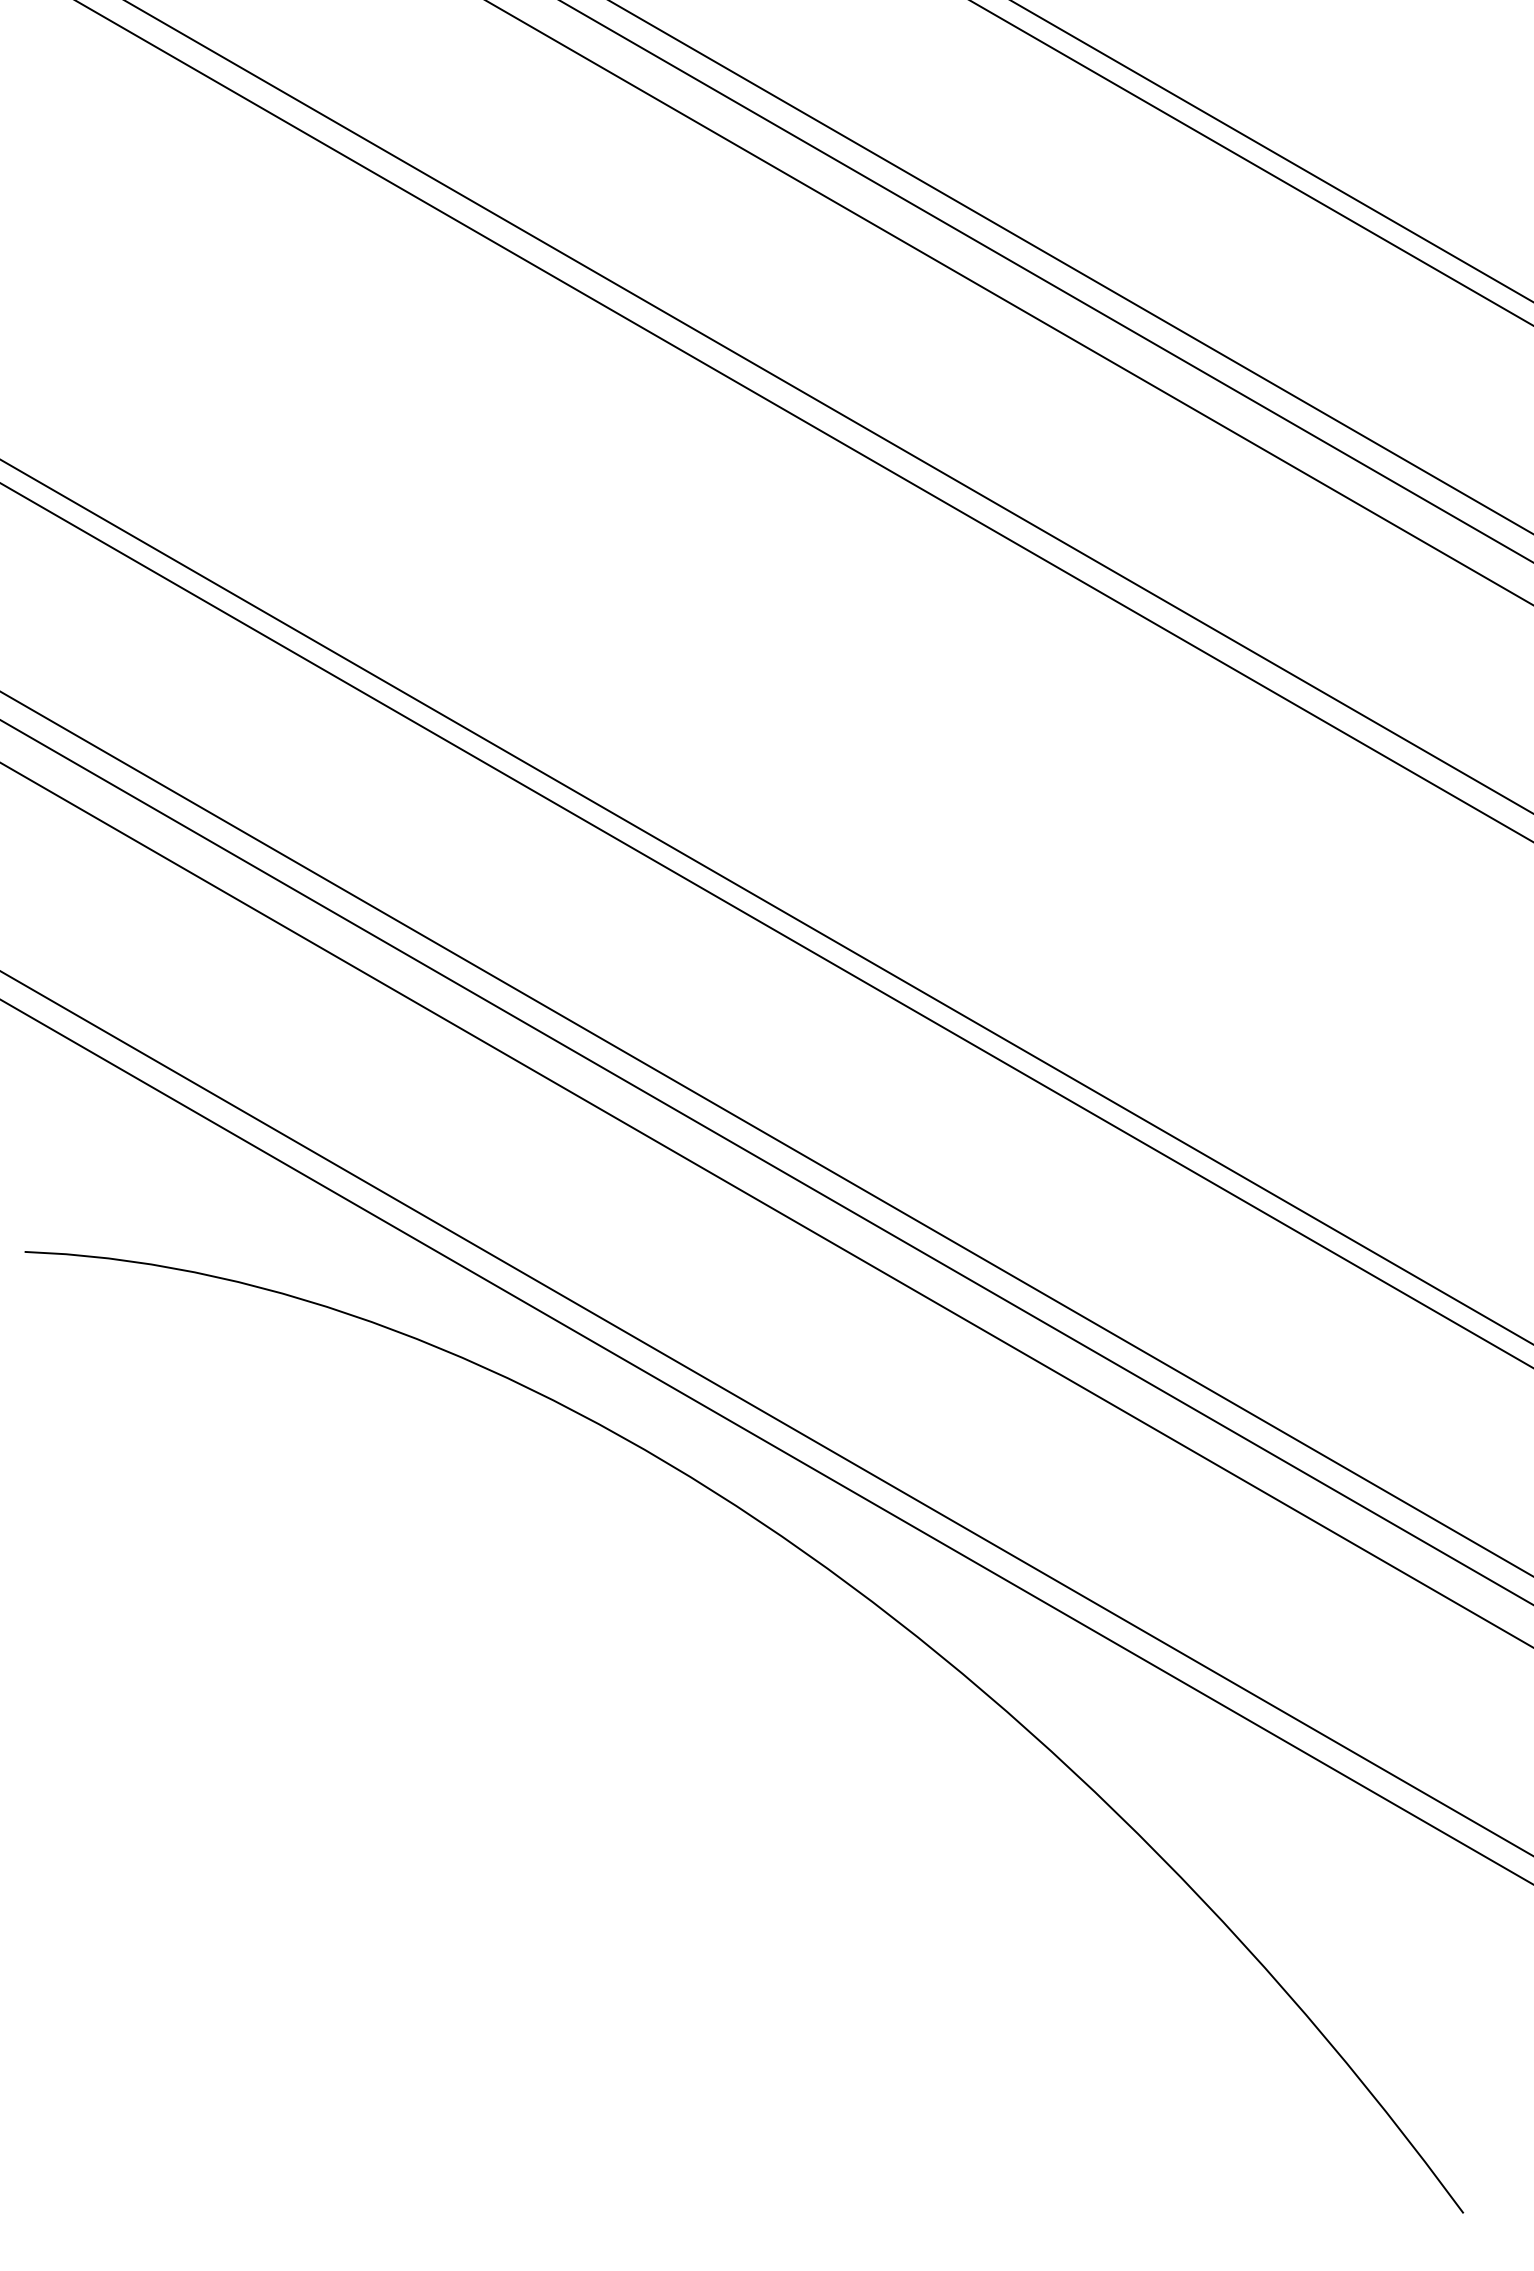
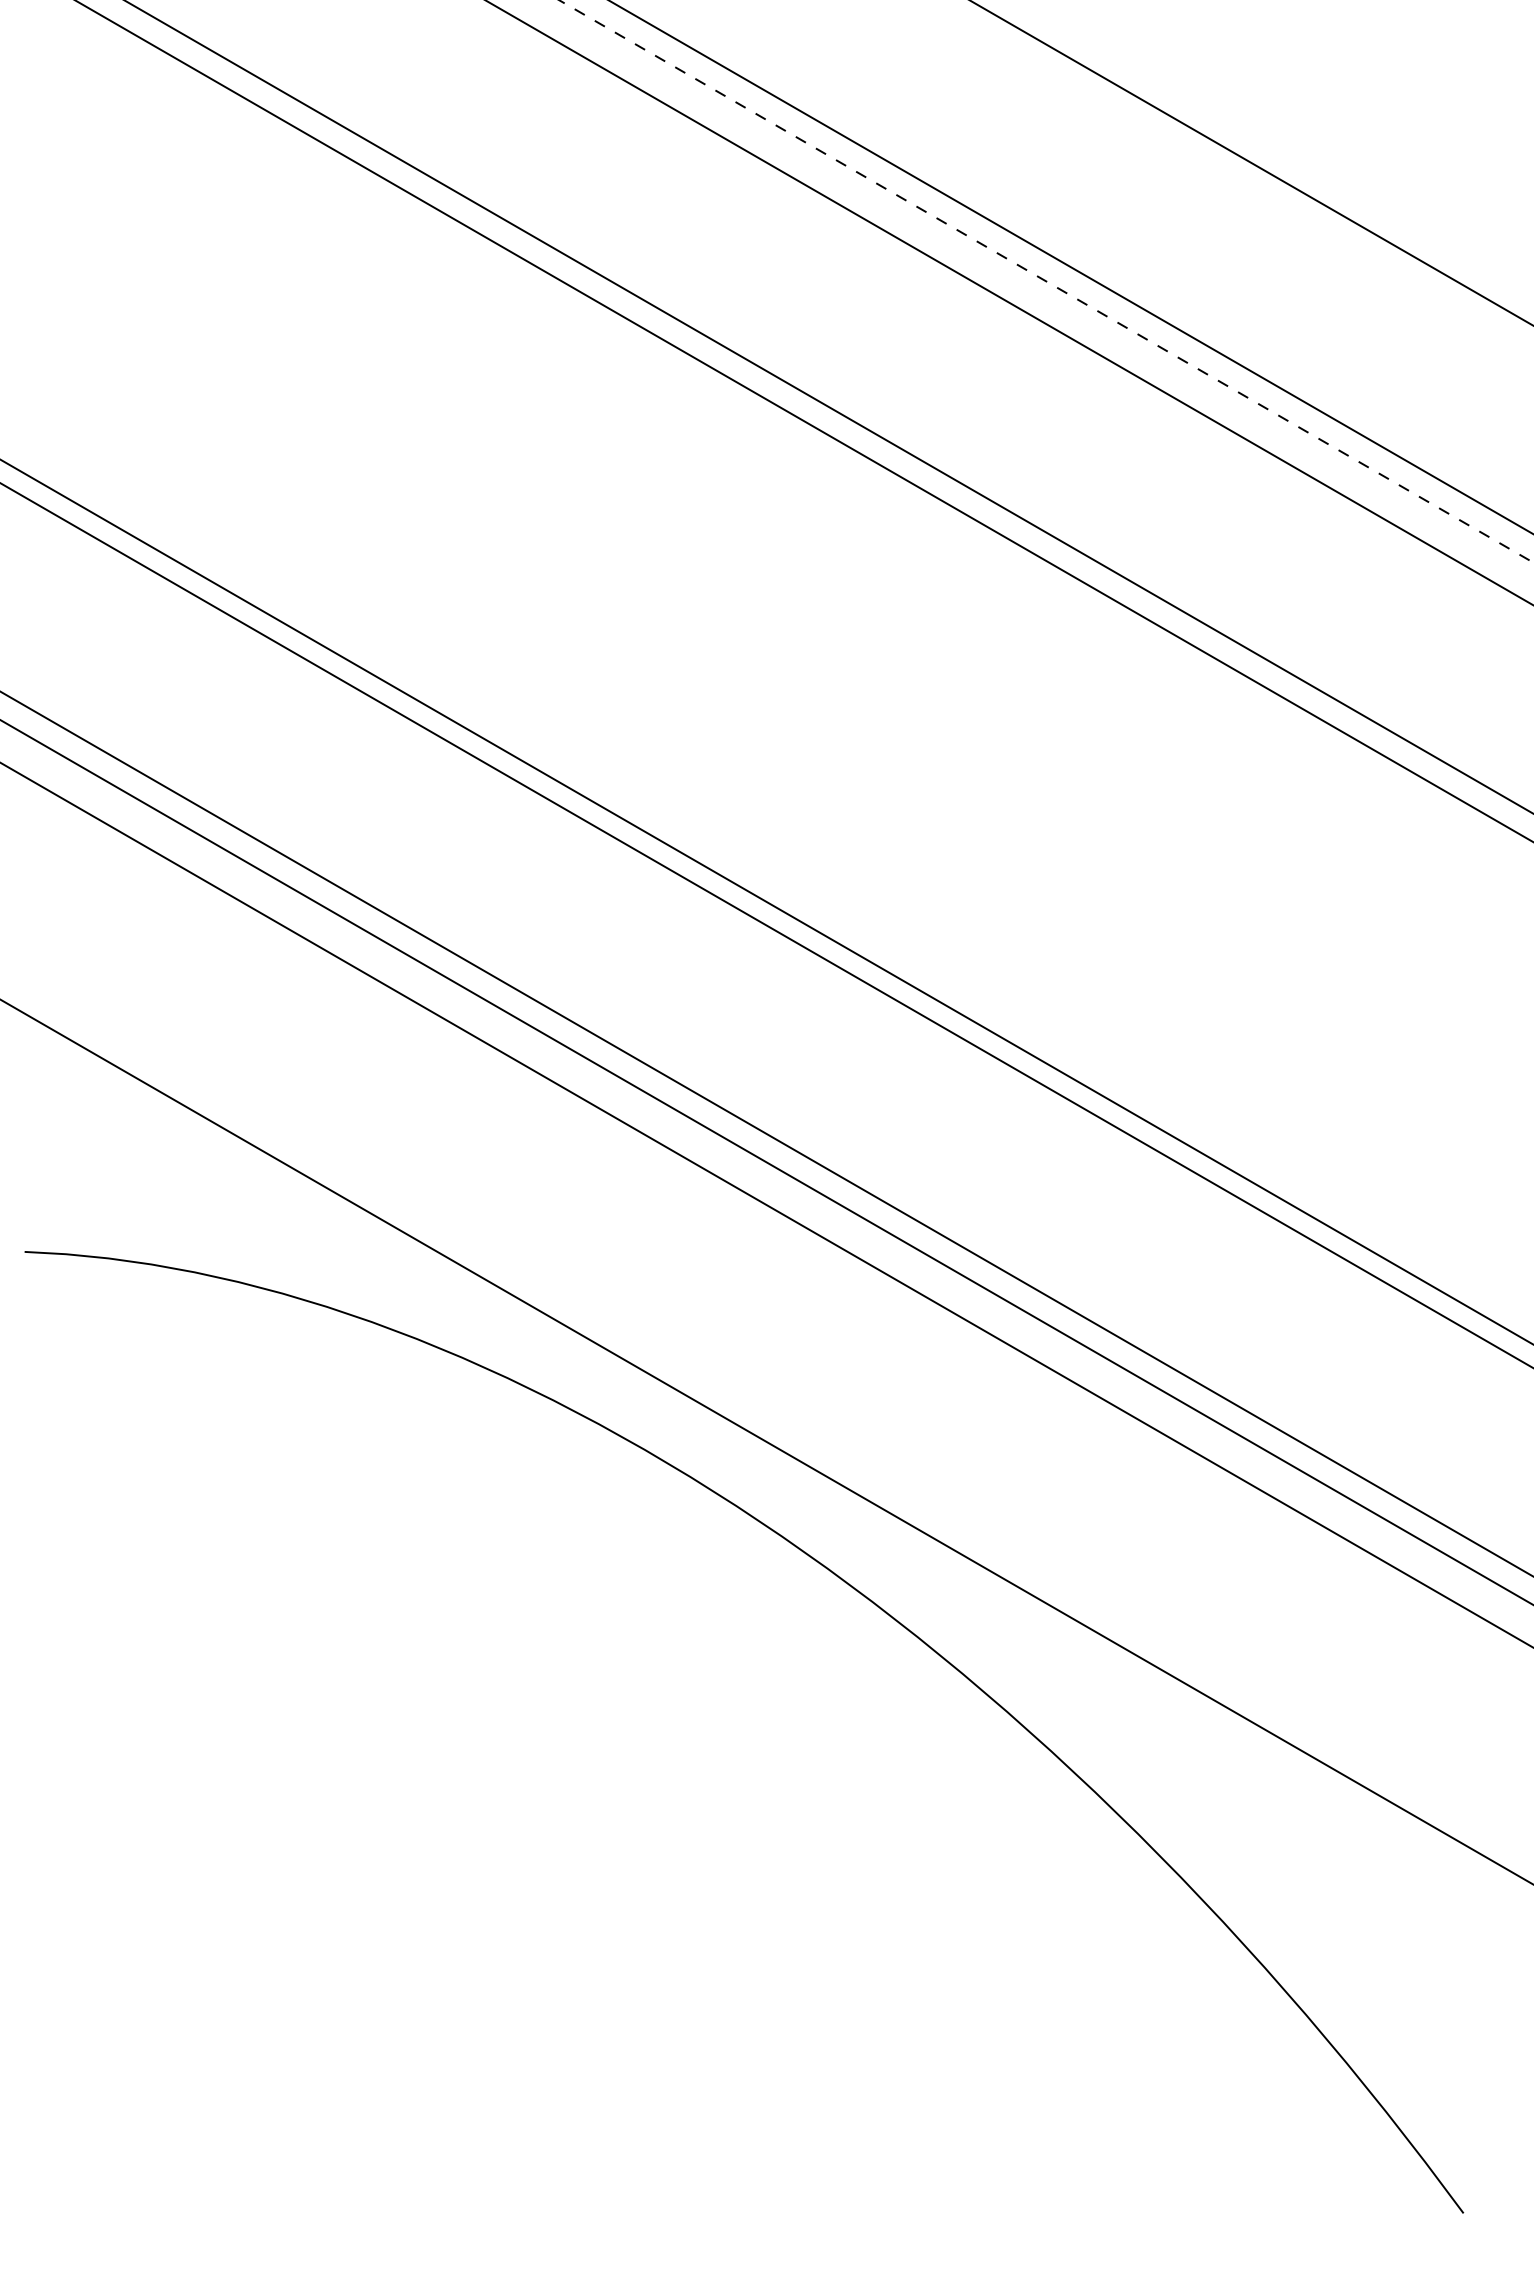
line: present -> none (1272, 151)
line: solid -> dashed (1046, 281)
line: present -> none (766, 1413)
